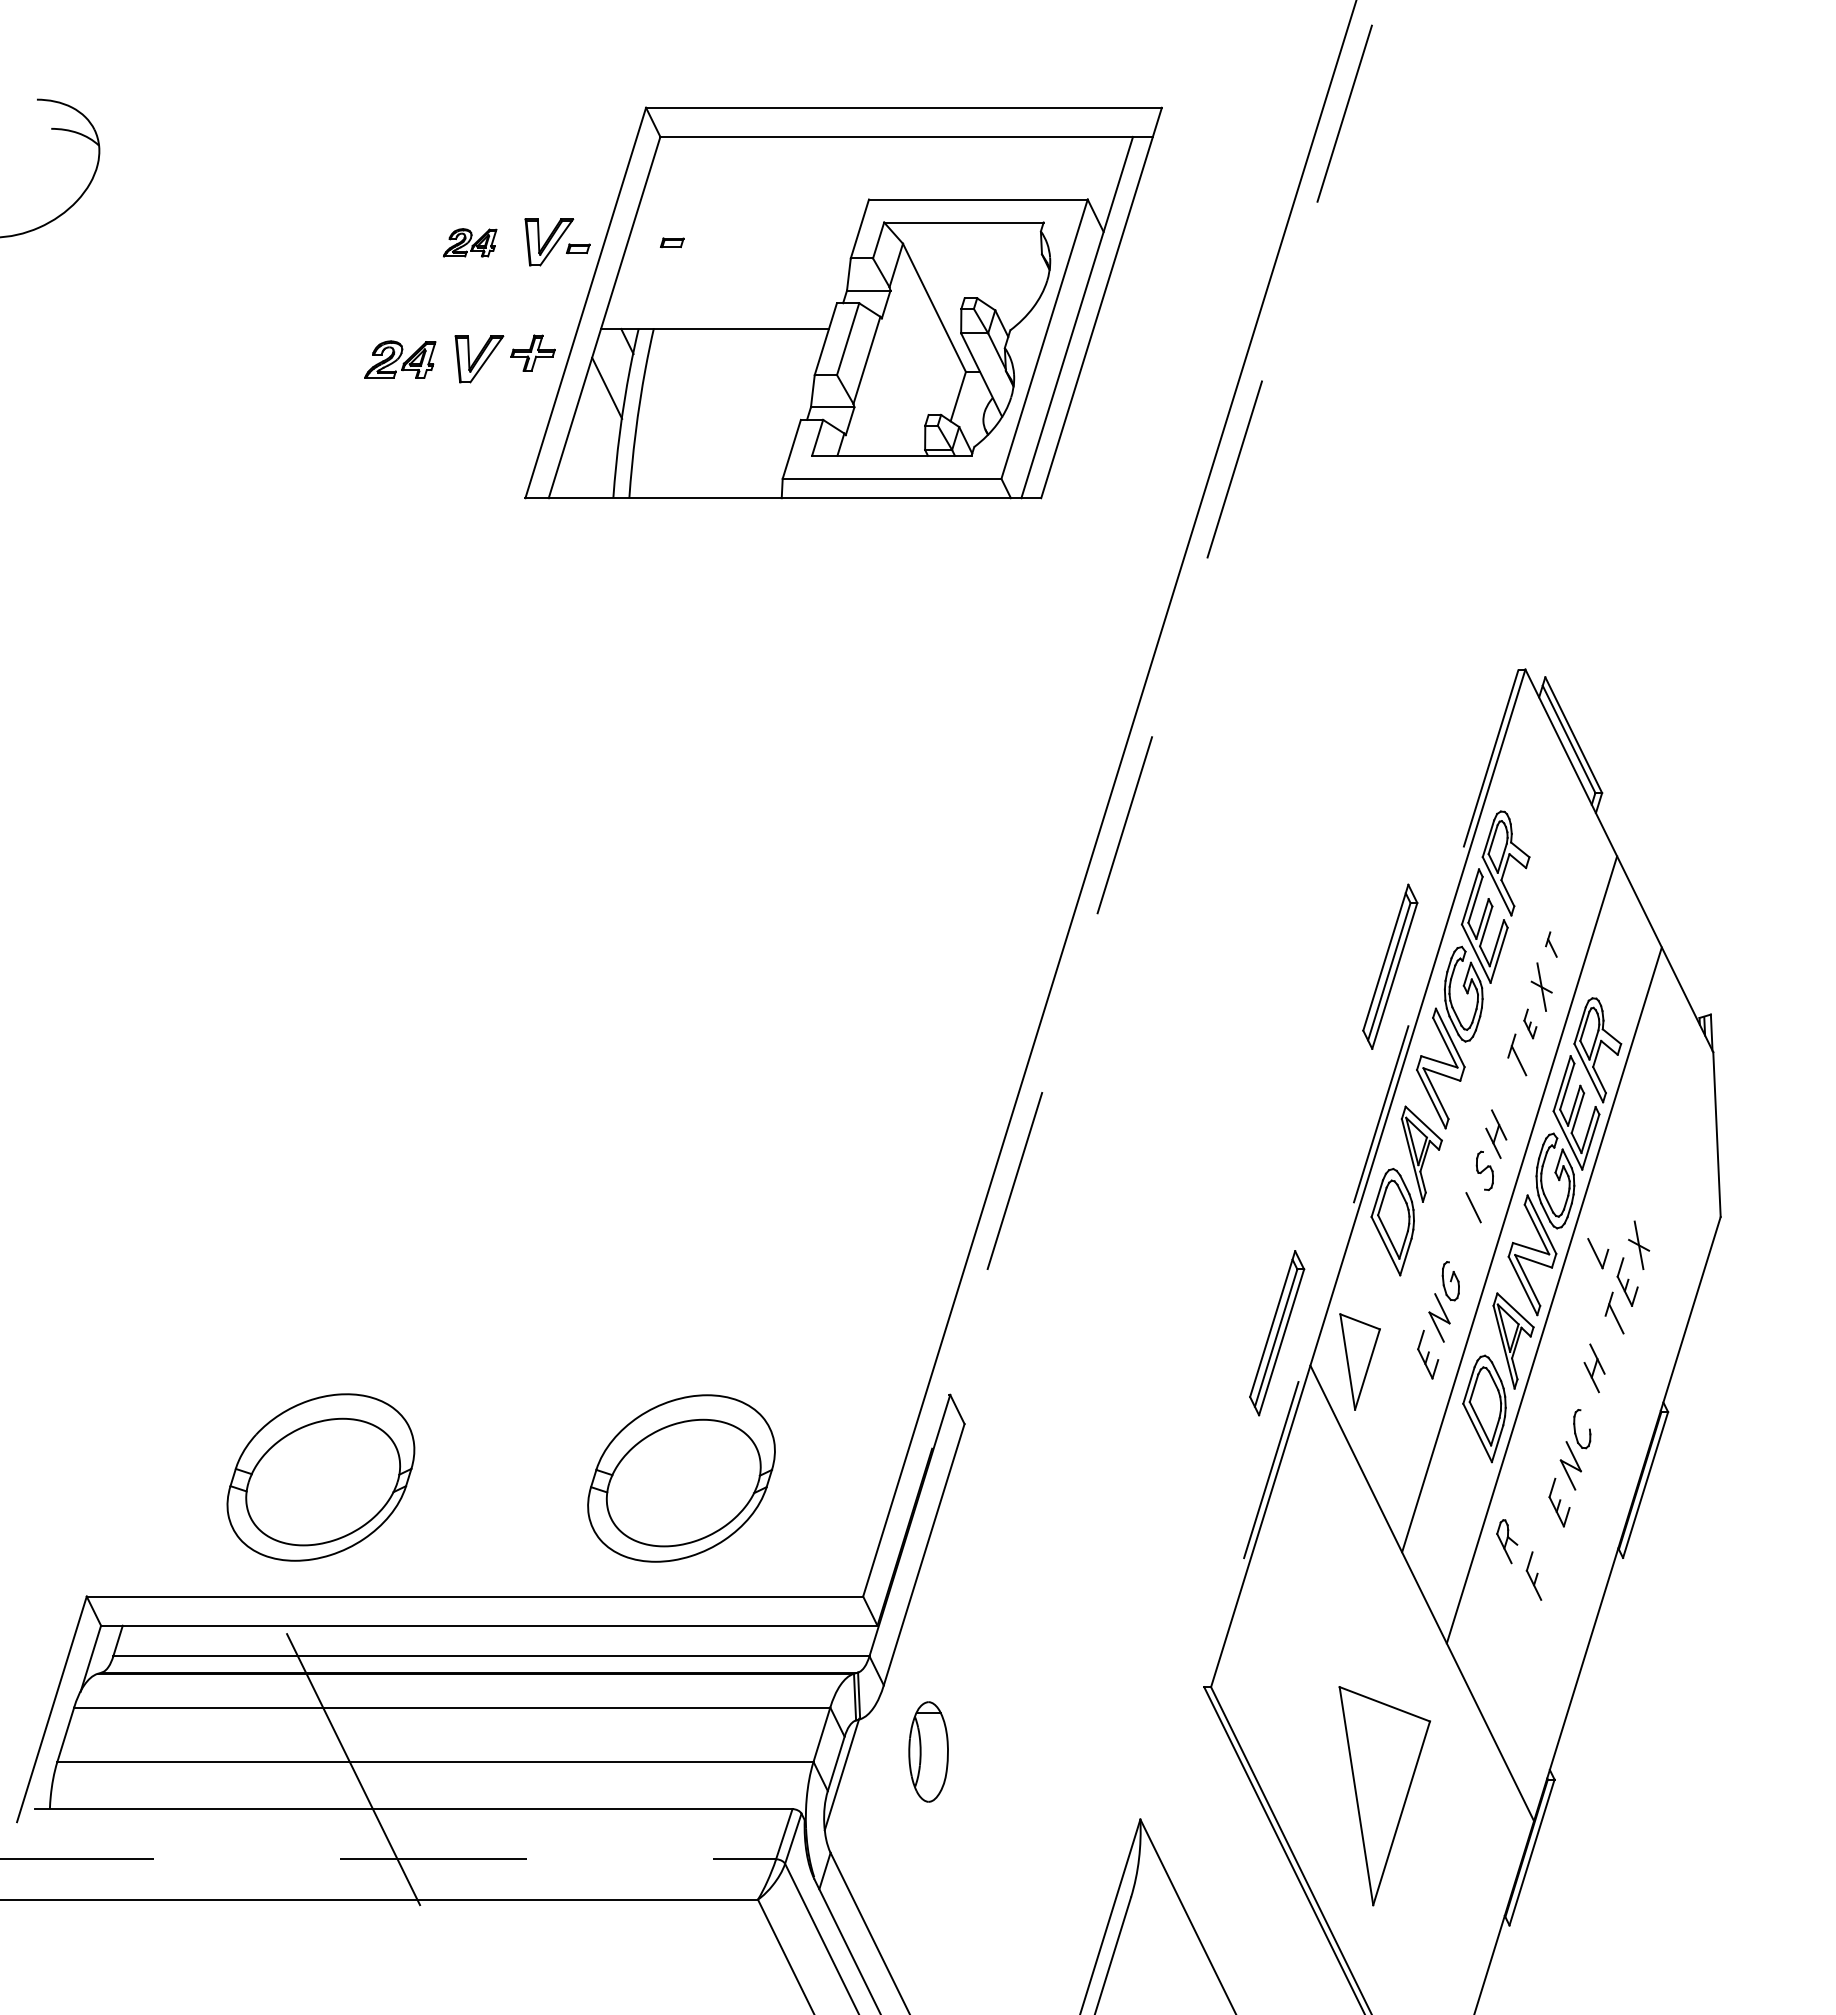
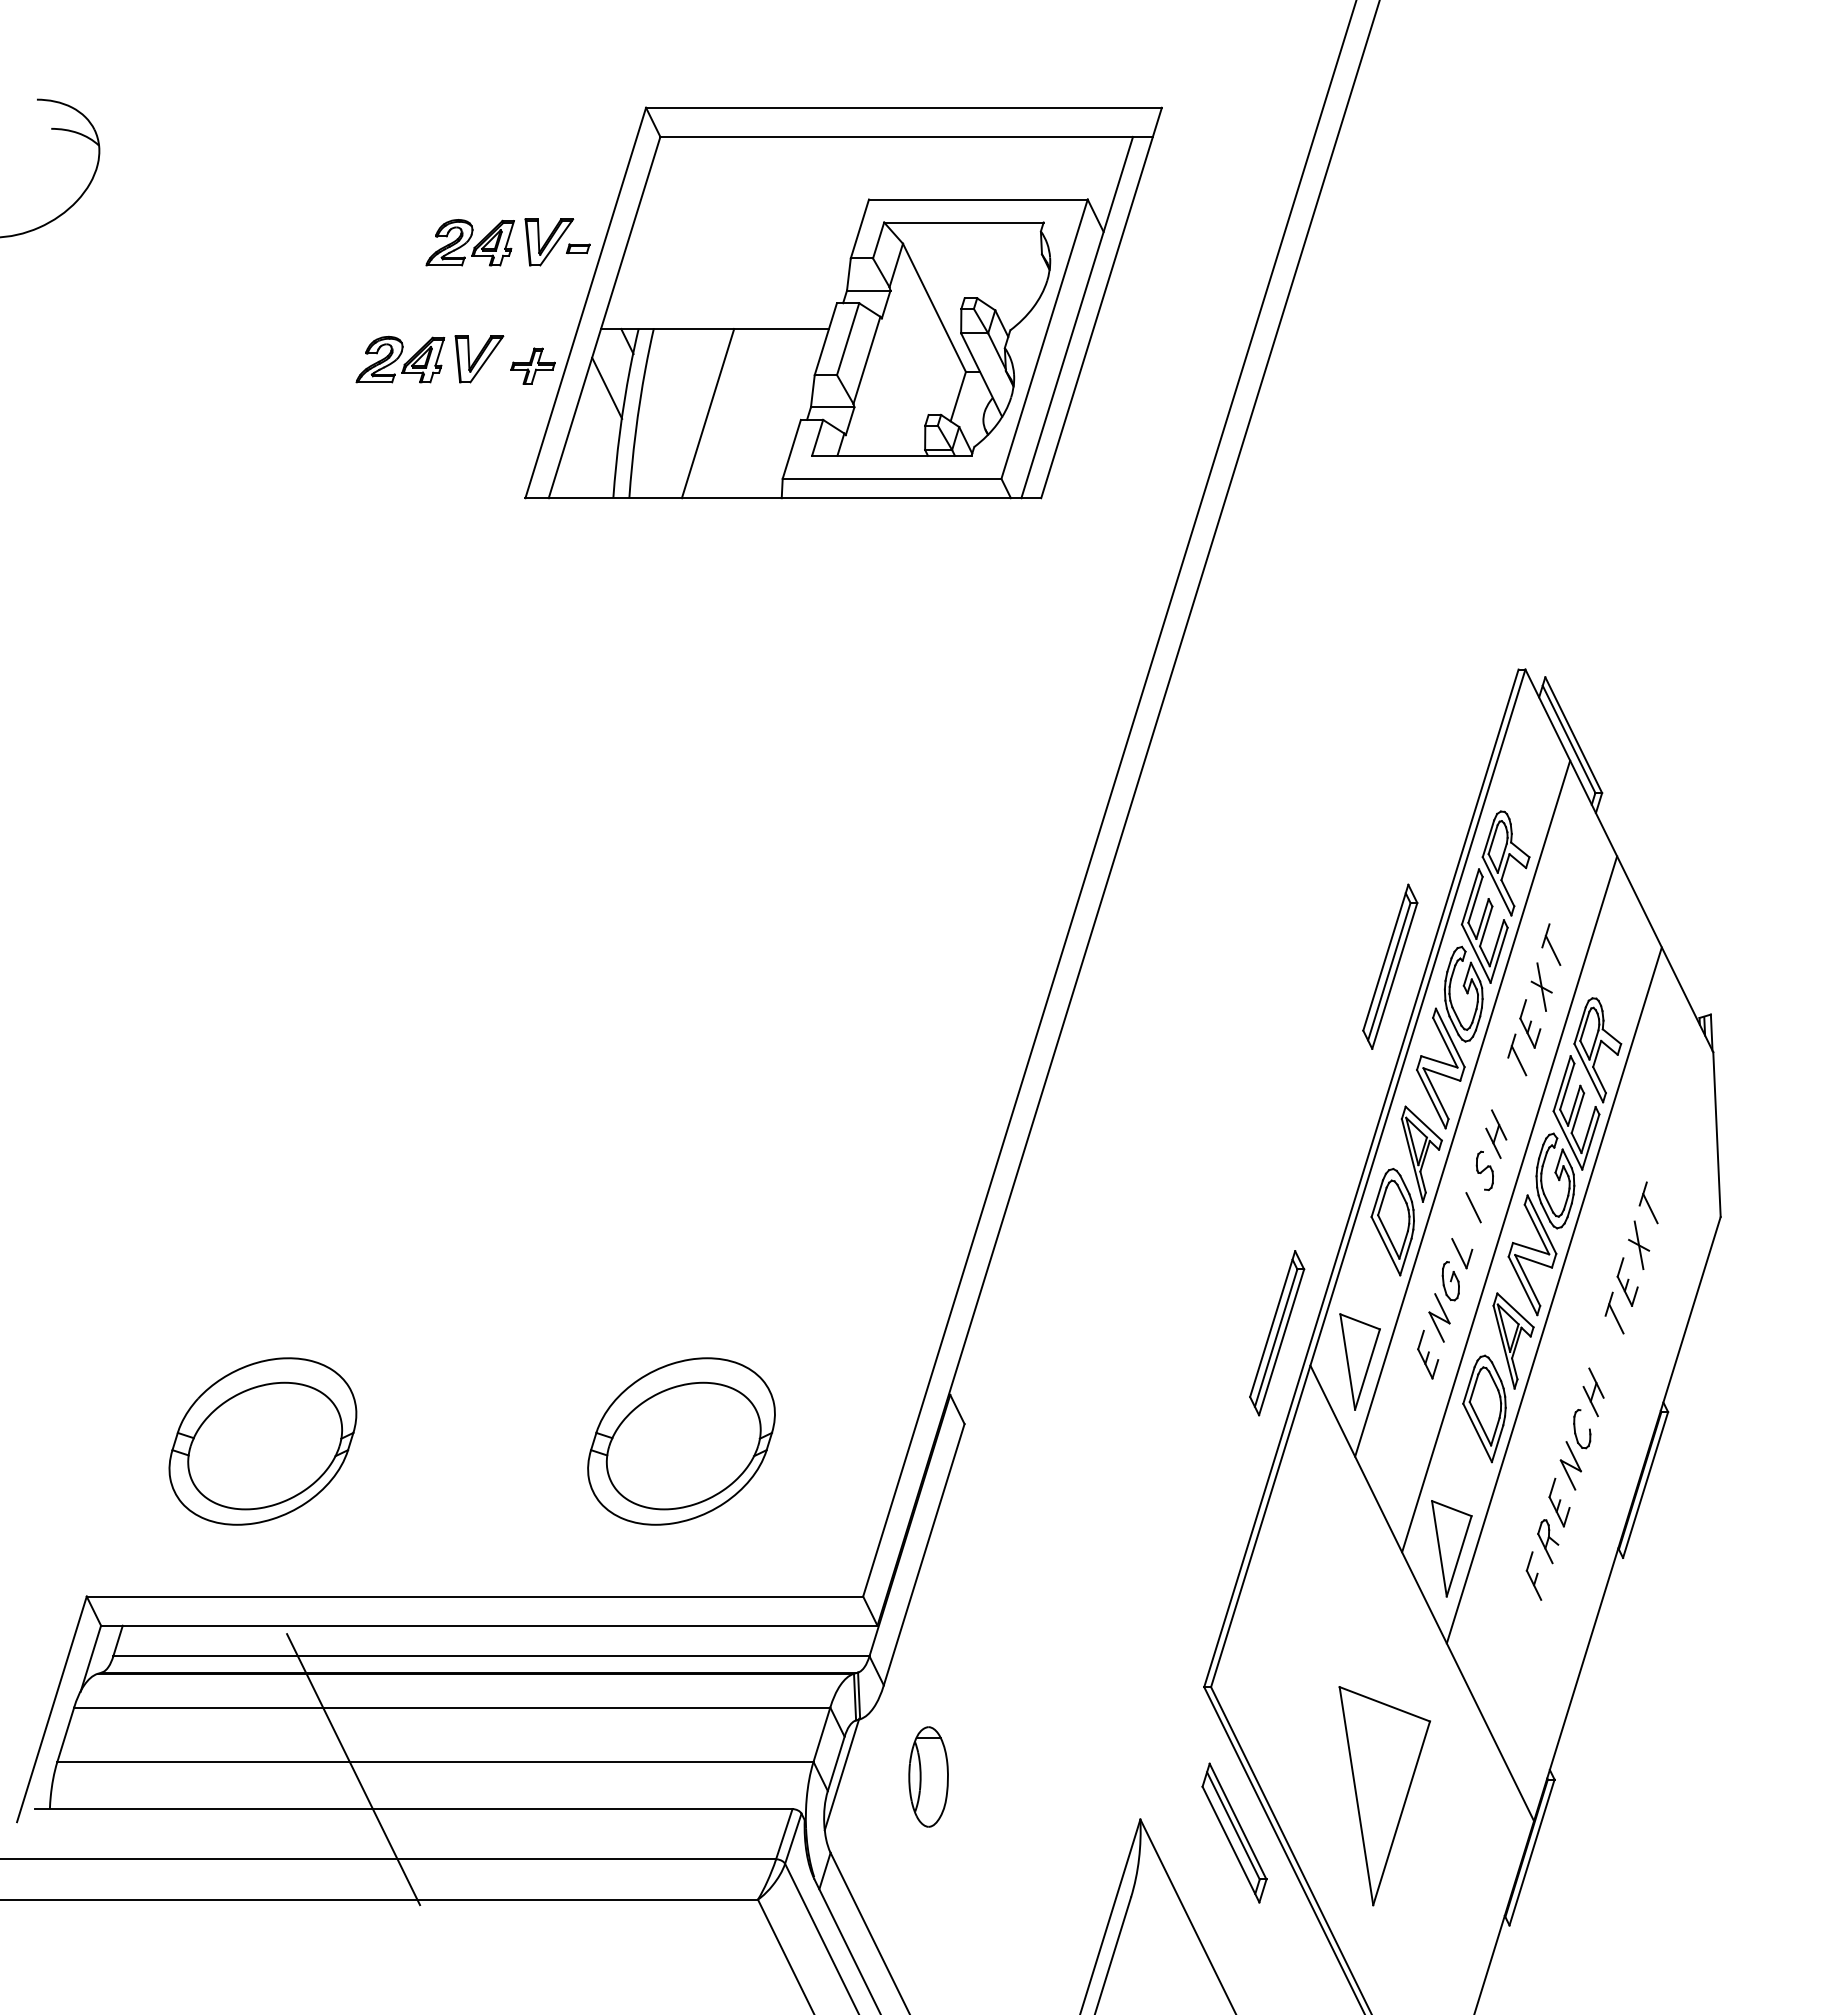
part size: 55x30 px -> 90x48 px (469, 242)
part: present -> none (672, 242)
part position: (532, 352) -> (532, 365) (532, 365)
part size: 73x39 px -> 91x49 px (400, 359)
line: none -> present (707, 413)
line: dashed -> solid (1128, 812)
part size: 13x27 px -> 21x43 px (1551, 944)
part size: 15x32 px -> 23x50 px (1530, 1023)
line: none -> present (1462, 1108)
line: dashed -> solid (1361, 1178)
part: none -> present (1648, 1202)
part position: (1598, 1253) -> (1462, 1253) (1462, 1253)
part position: (1594, 1368) -> (1593, 1392) (1593, 1392)
part position: (320, 1477) -> (262, 1441) (262, 1441)
part position: (681, 1478) -> (681, 1441) (681, 1441)
part position: (1507, 1541) -> (1548, 1541) (1548, 1541)
part: none -> present (1451, 1548)
part position: (928, 1751) -> (928, 1776) (928, 1776)
part: none -> present (1234, 1832)
line: dashed -> solid (388, 1859)
